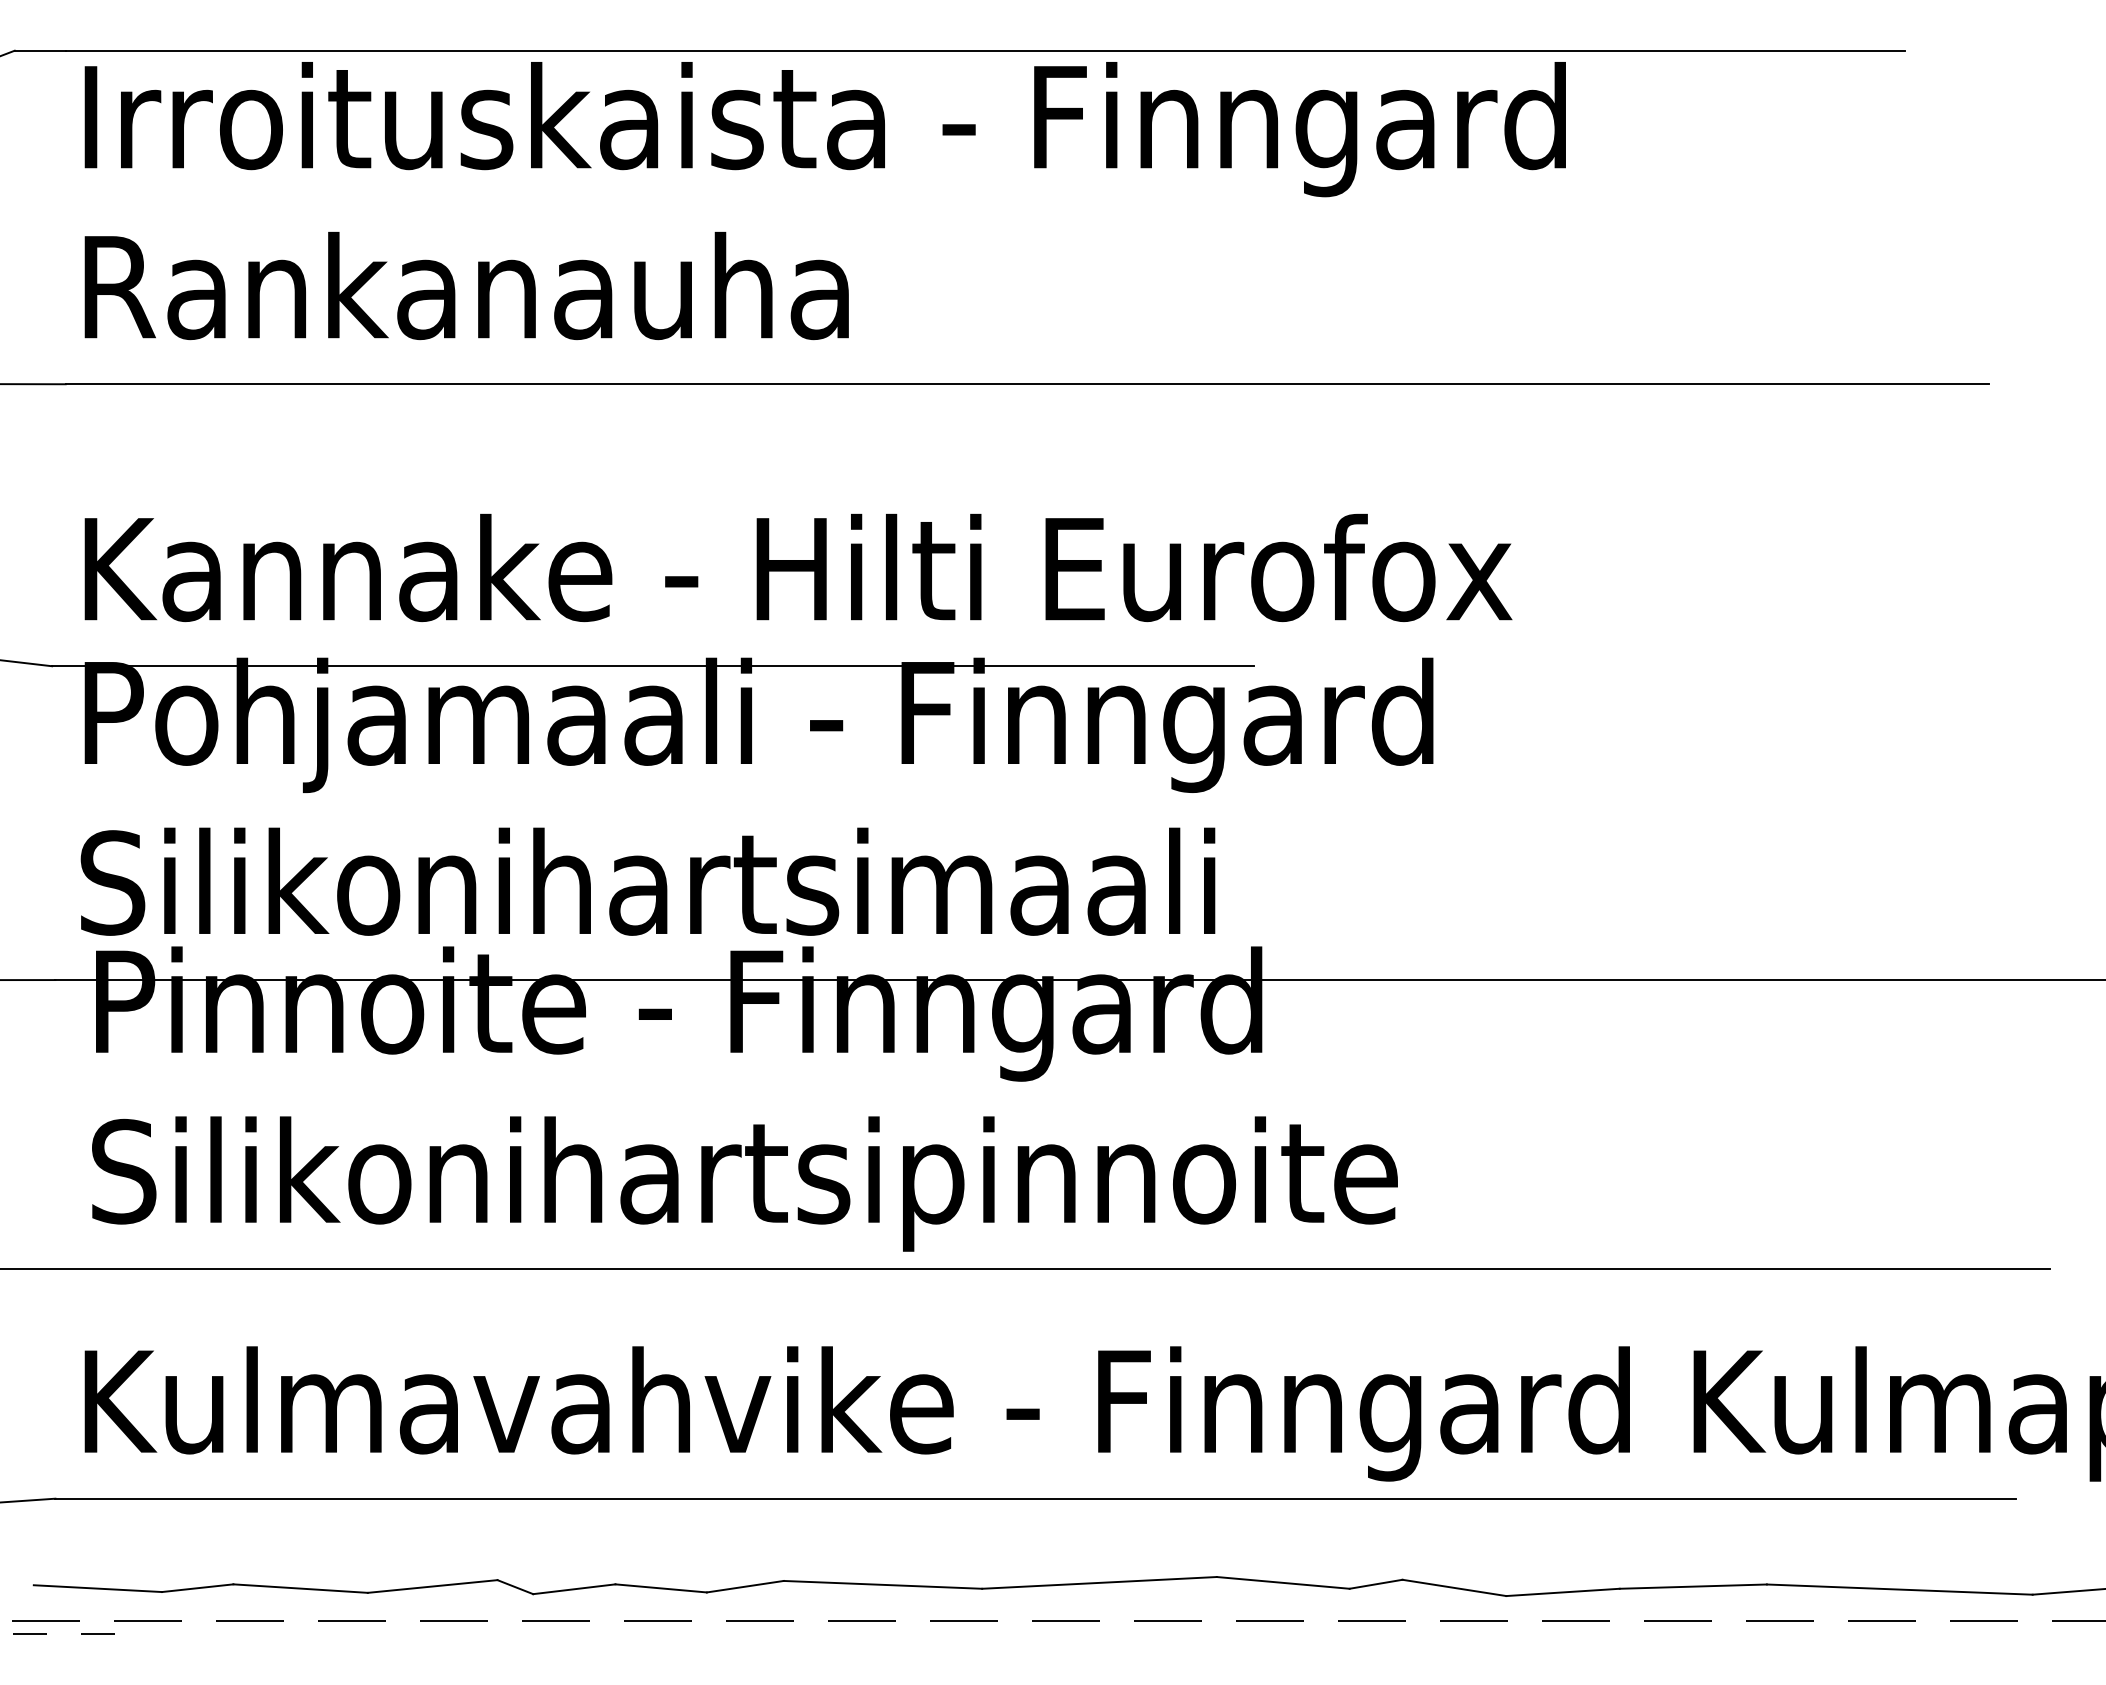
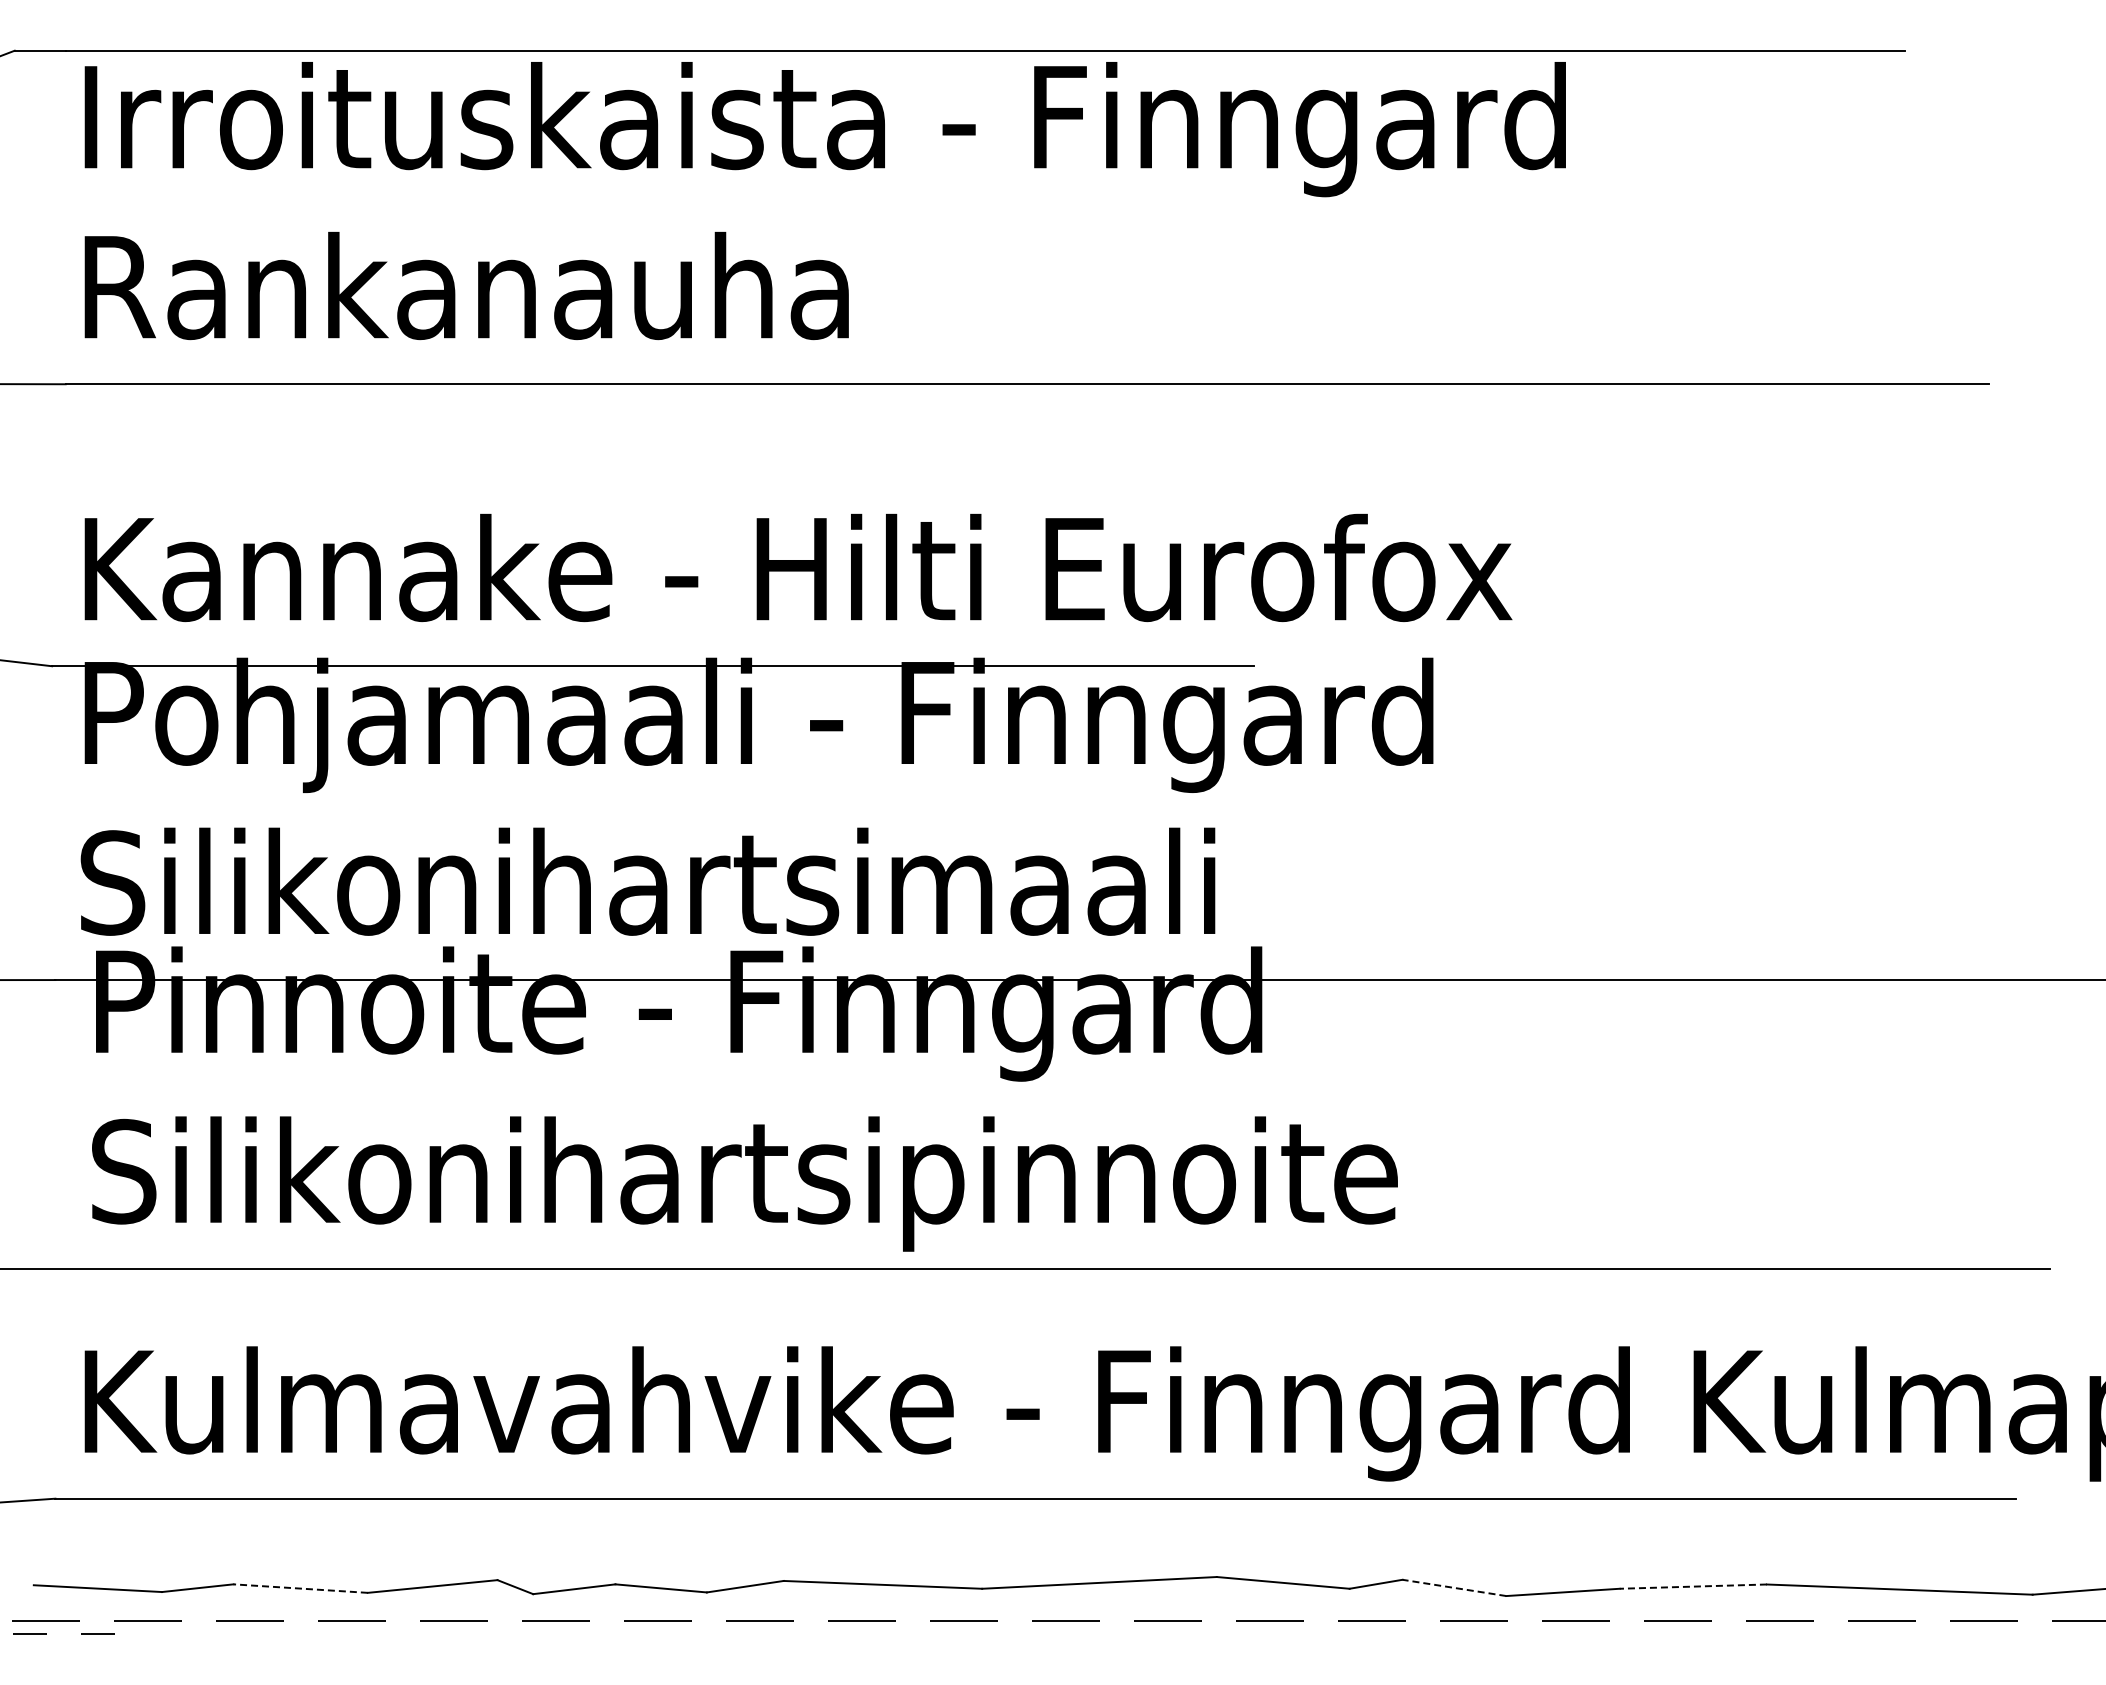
line: solid -> dashed (1693, 1586)
line: solid -> dashed (1454, 1587)
line: solid -> dashed (300, 1588)
